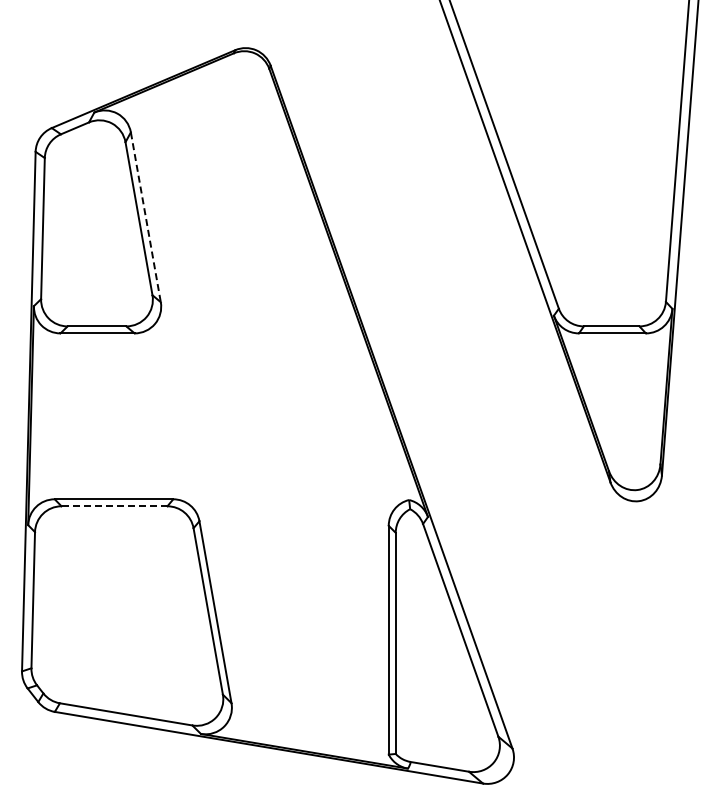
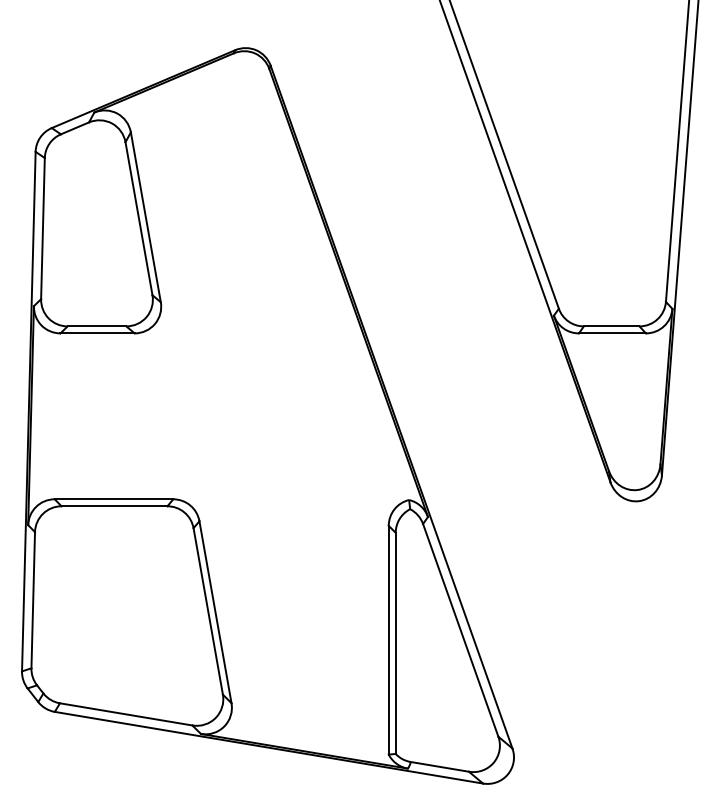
line: dashed -> solid (145, 217)
line: dashed -> solid (114, 506)
